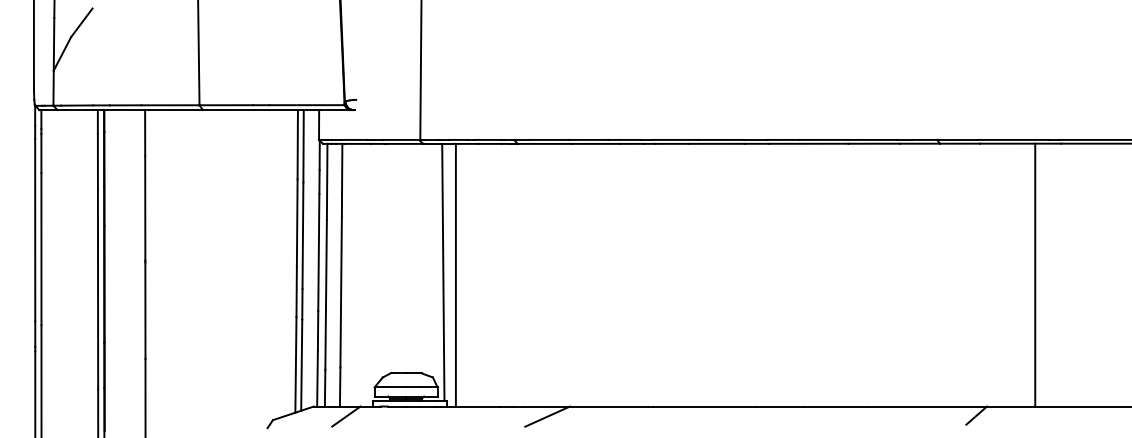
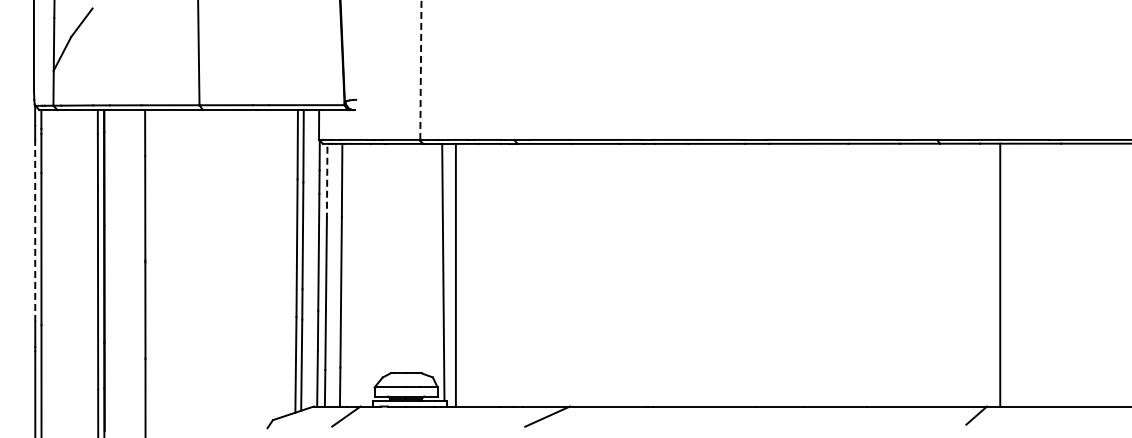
line: solid -> dashed (420, 70)
line: solid -> dashed (327, 181)
line: solid -> dashed (35, 230)
line position: (1035, 274) -> (1000, 274) (1000, 274)
